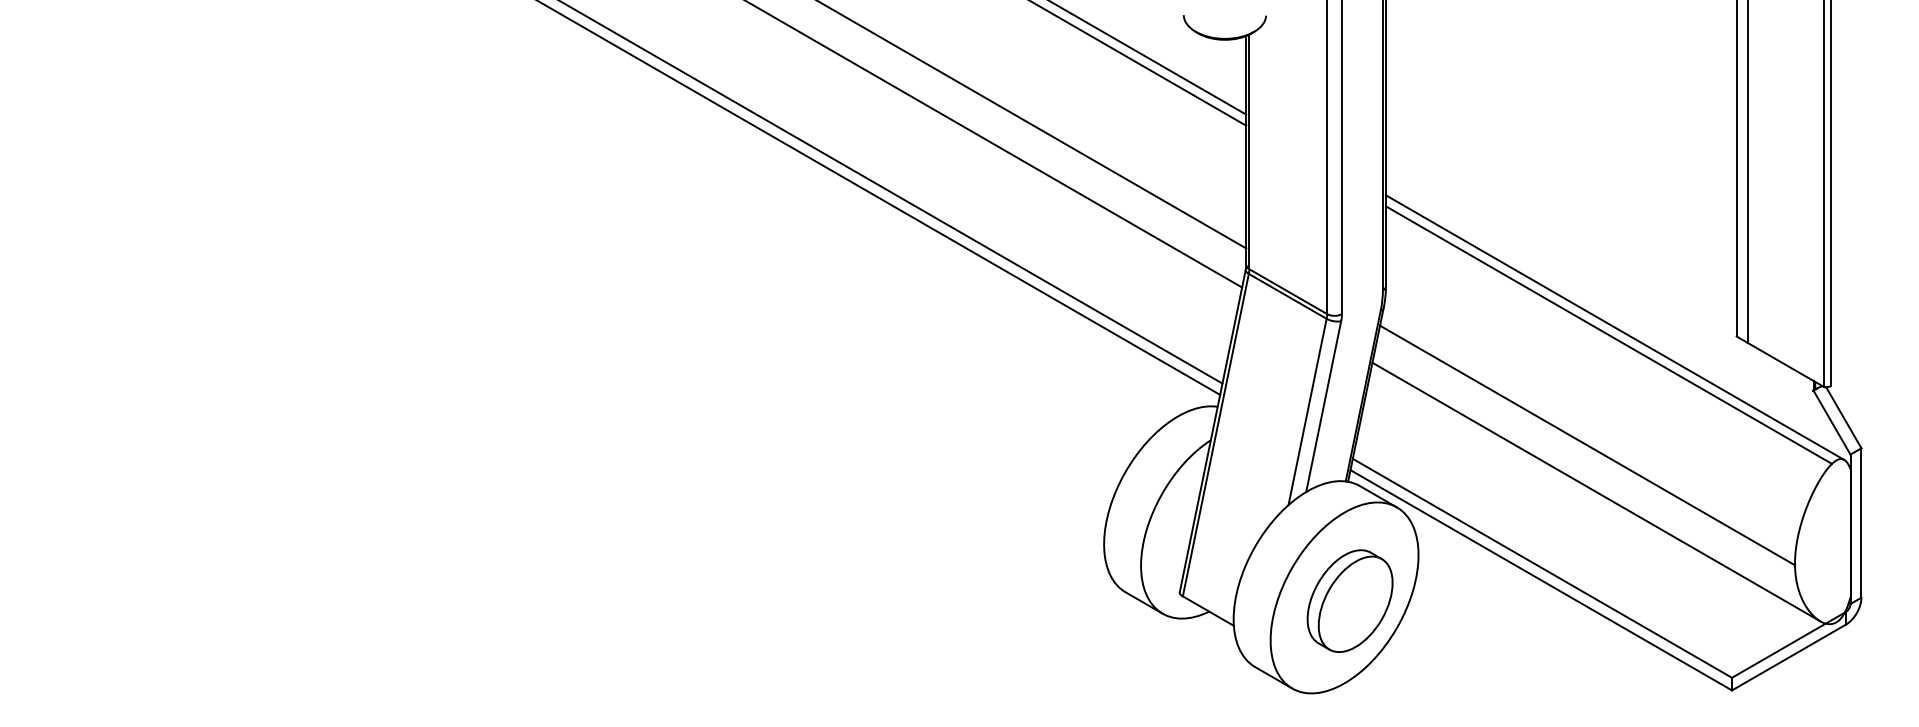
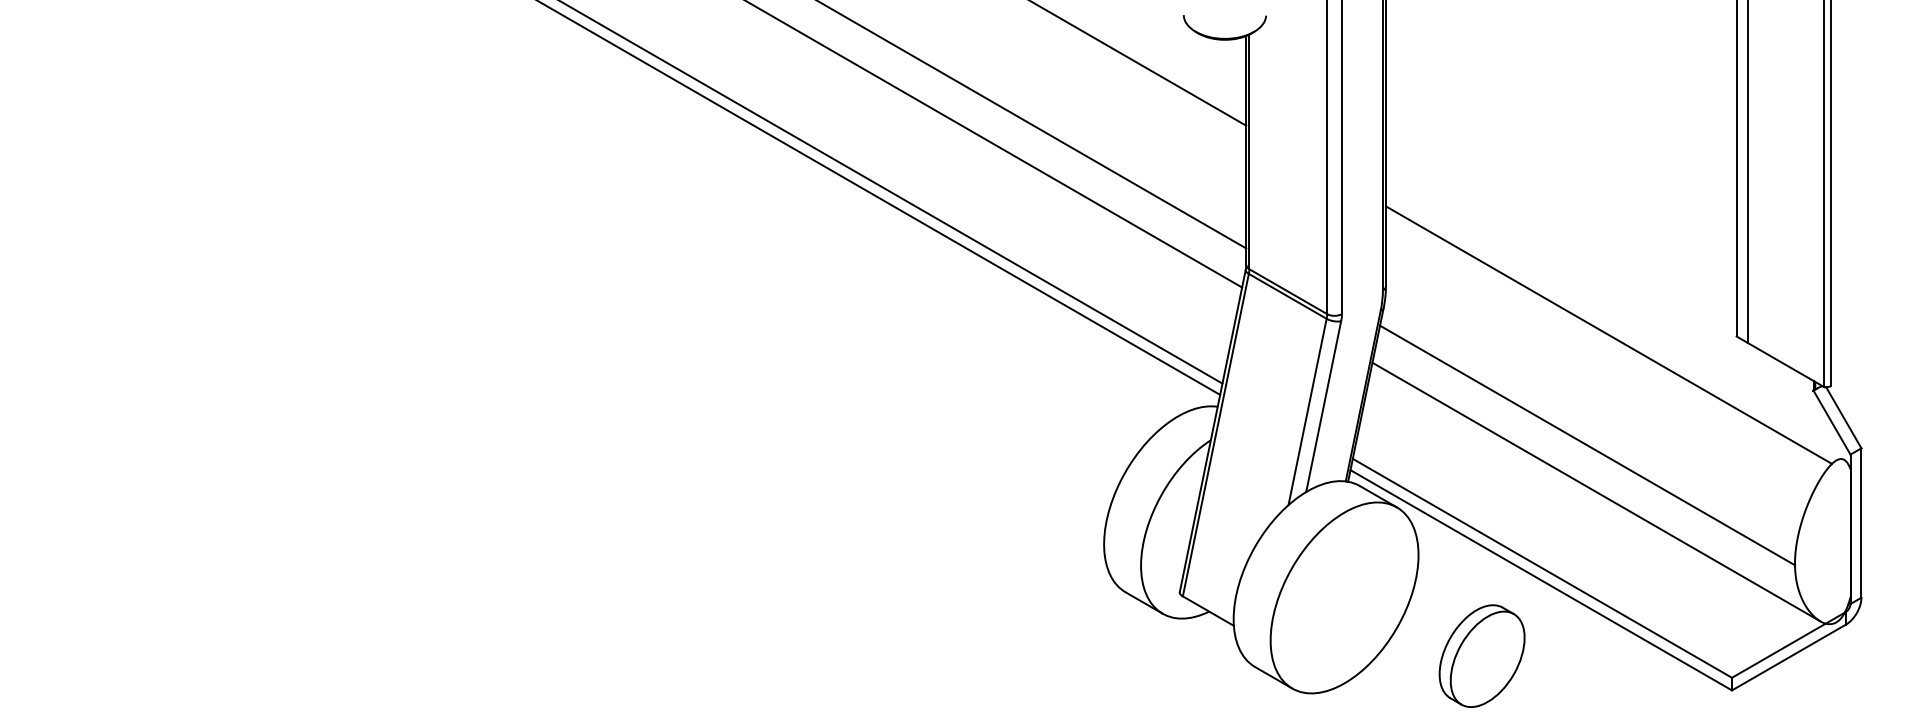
line: present -> none (1148, 58)
line: present -> none (1614, 327)
part position: (1349, 600) -> (1481, 655) (1481, 655)
